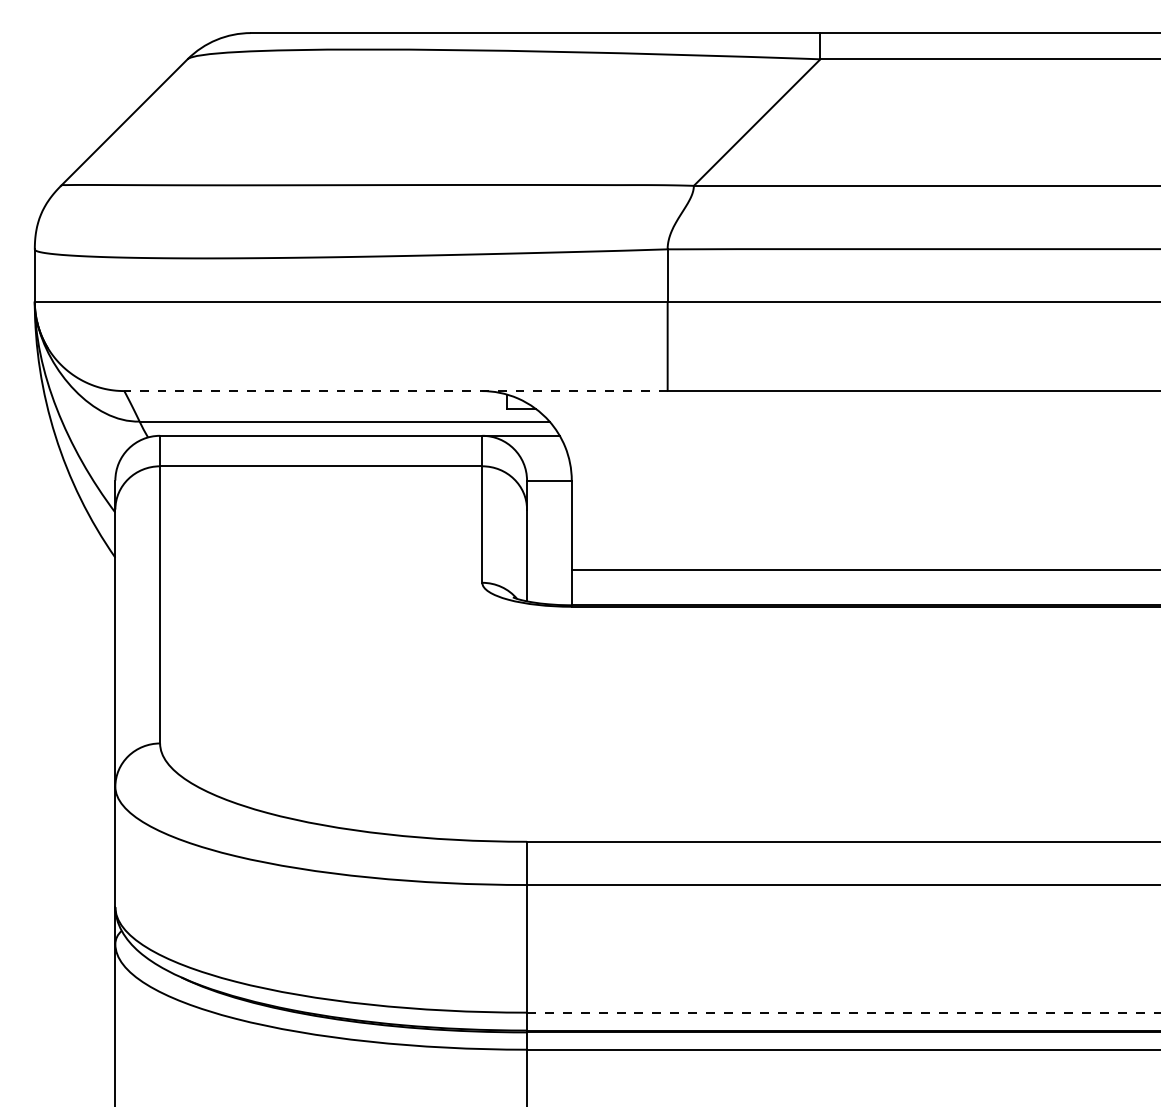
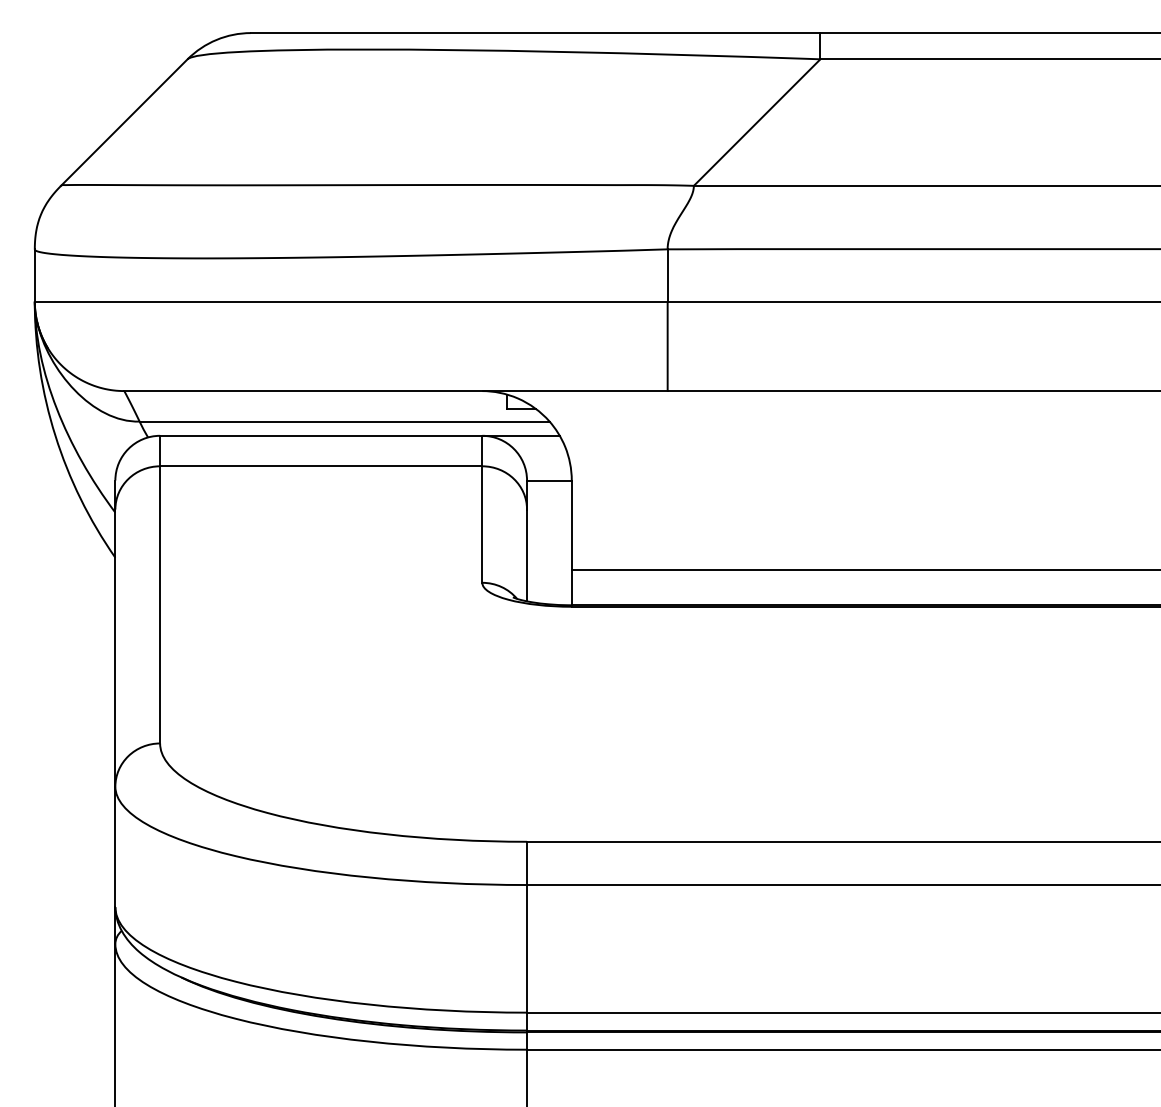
line: dashed -> solid (395, 391)
line: dashed -> solid (843, 1012)
